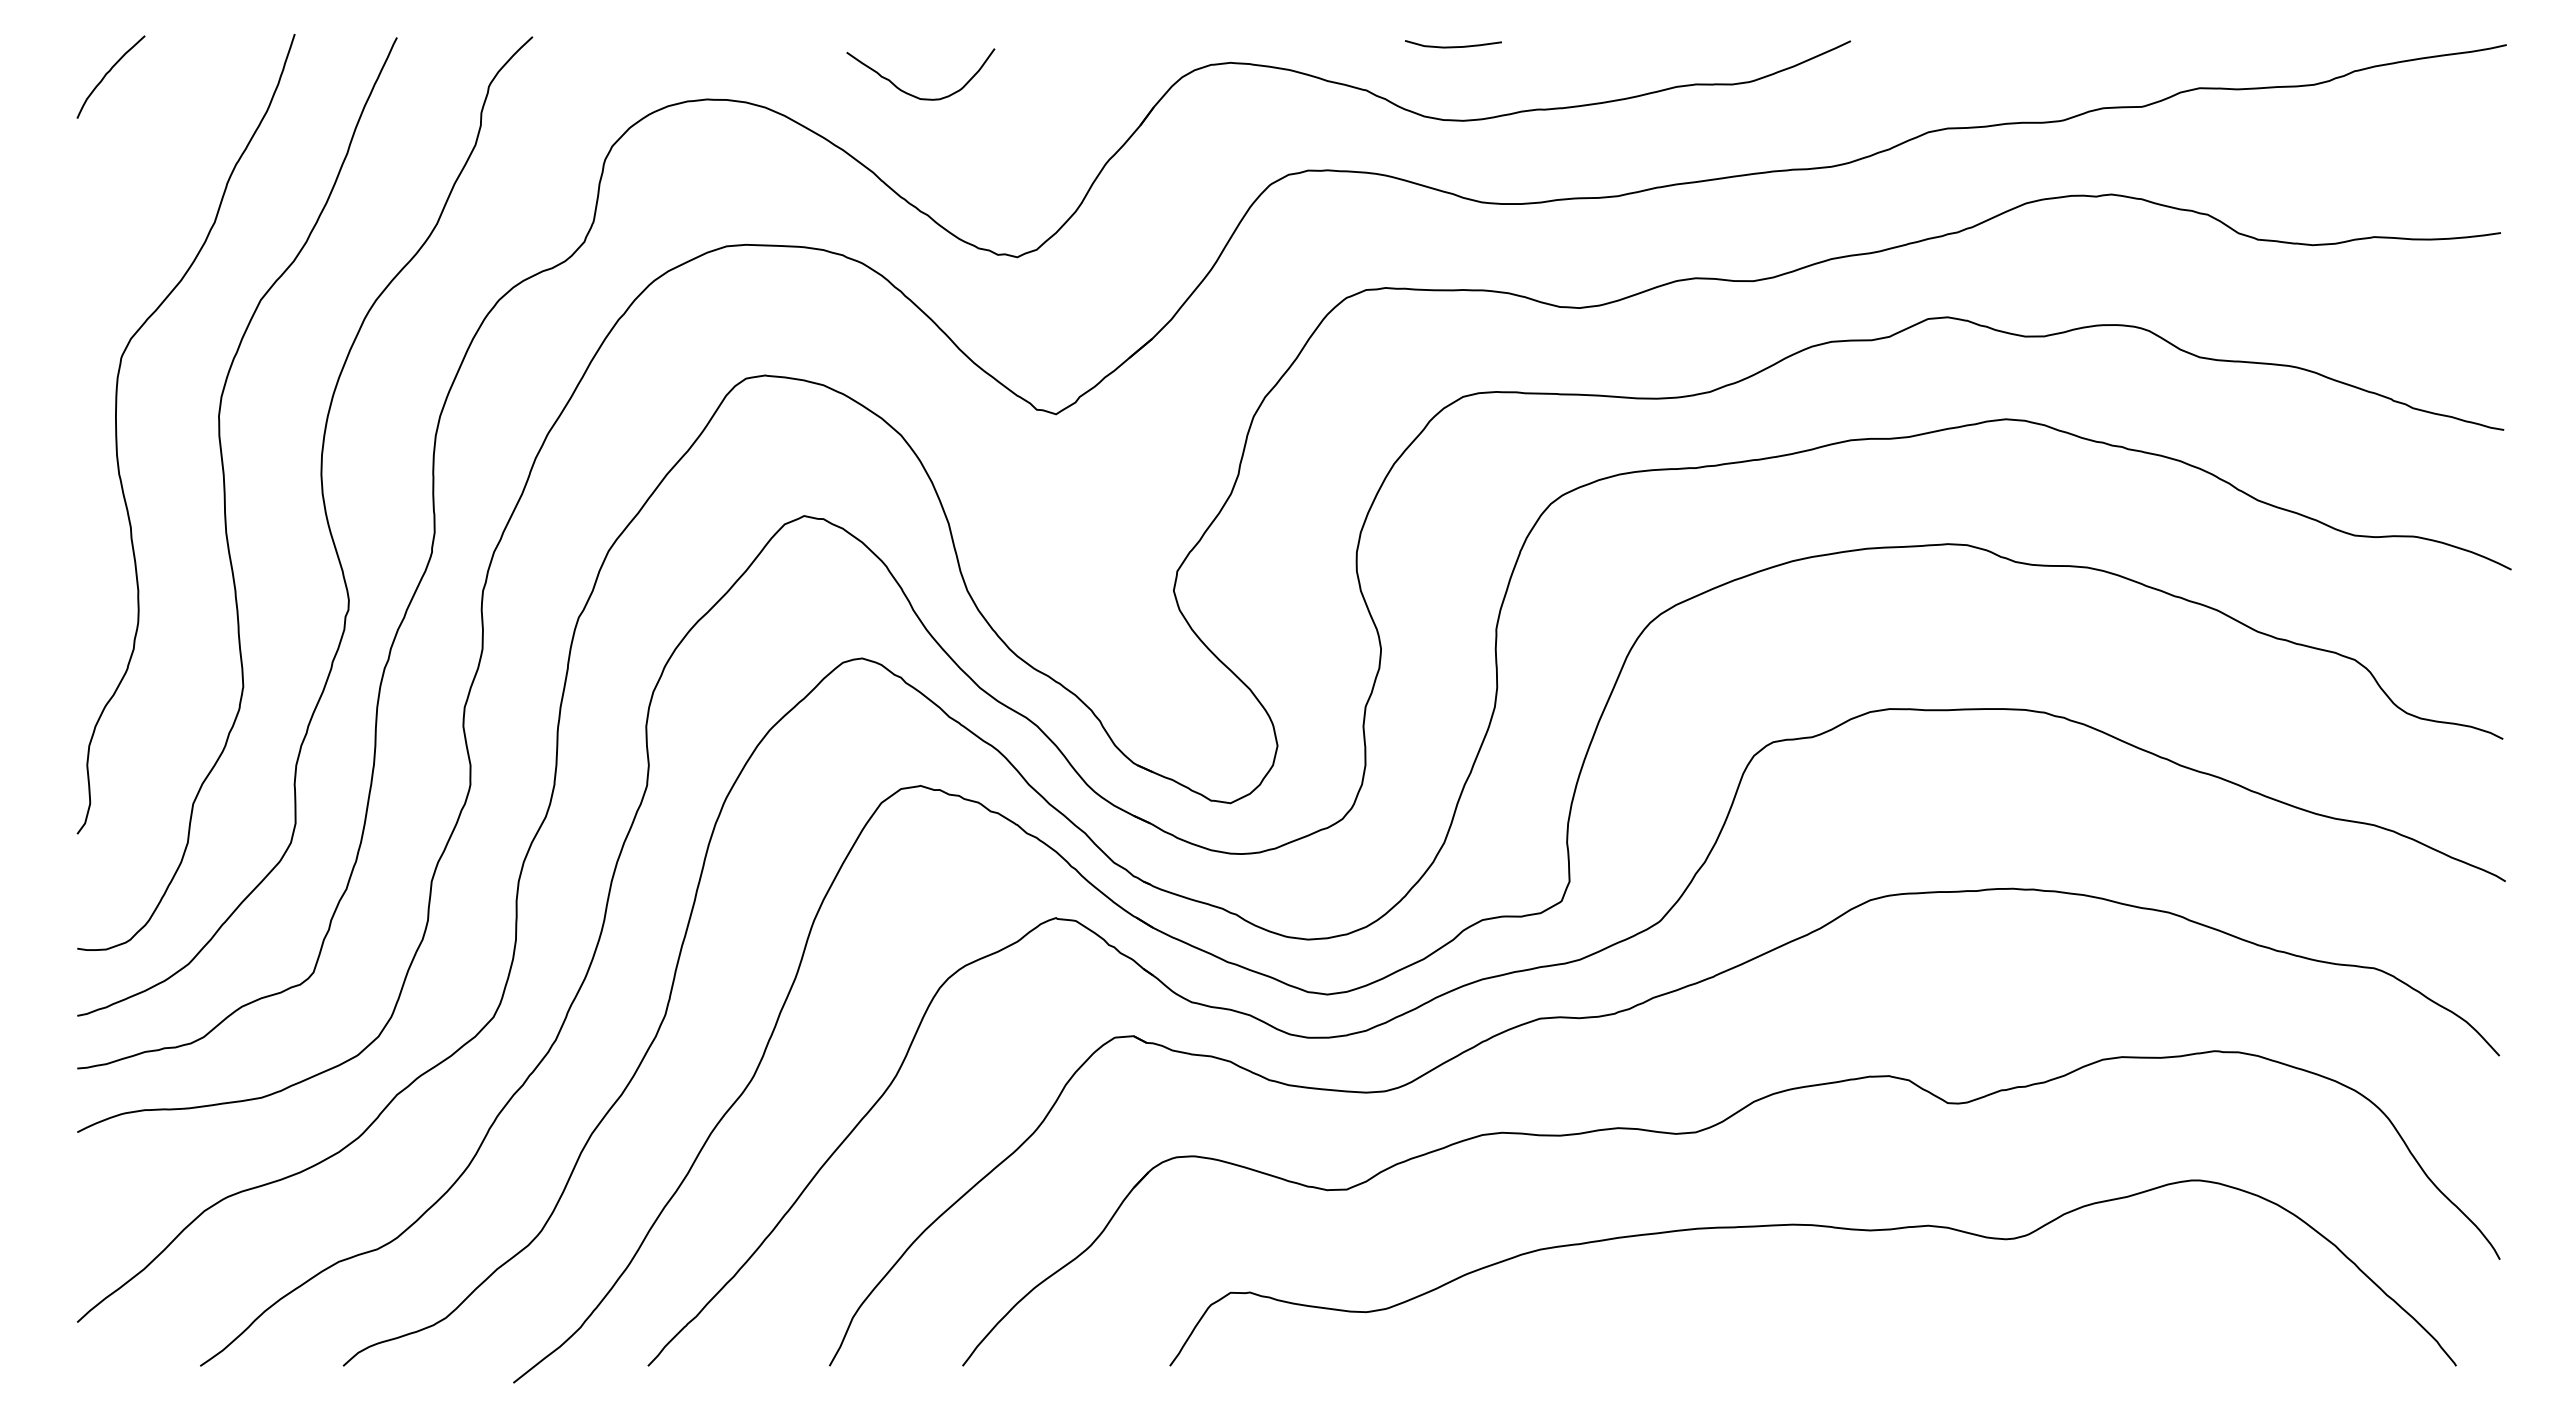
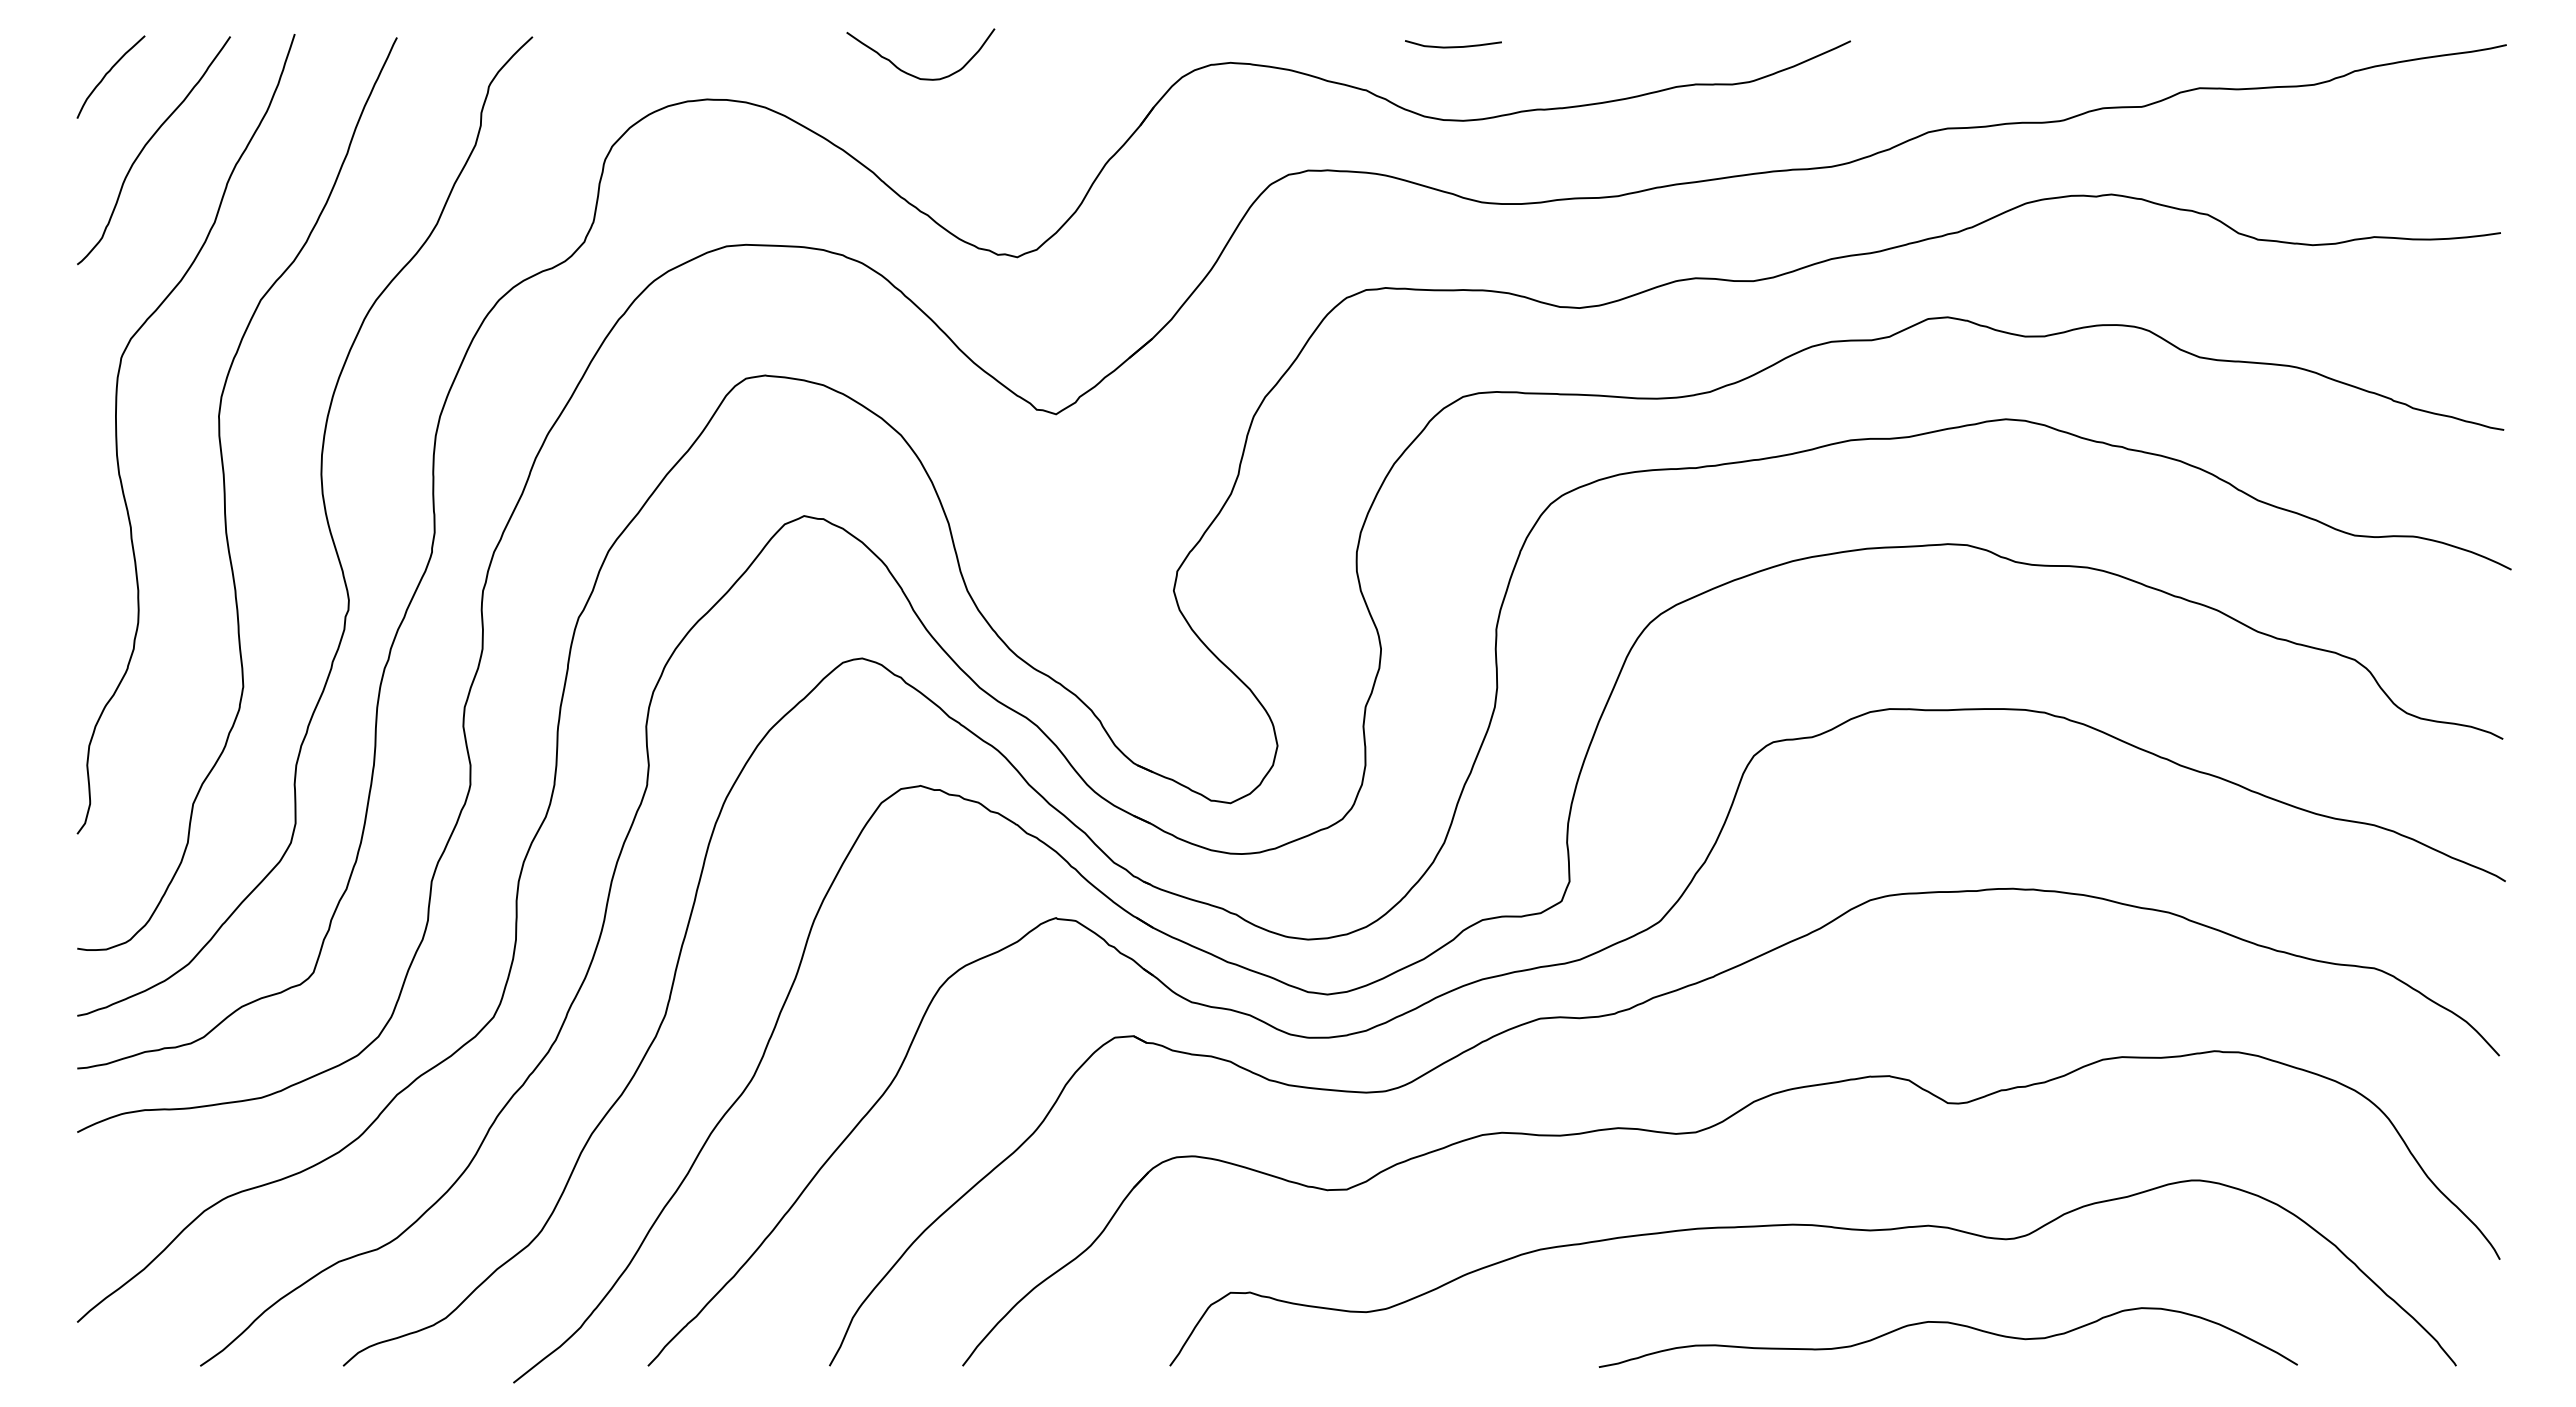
curve position: (910, 93) -> (910, 73) (910, 73)
curve: none -> present (147, 144)
curve: none -> present (1951, 1324)
